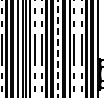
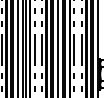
line: dashed -> solid (58, 48)
